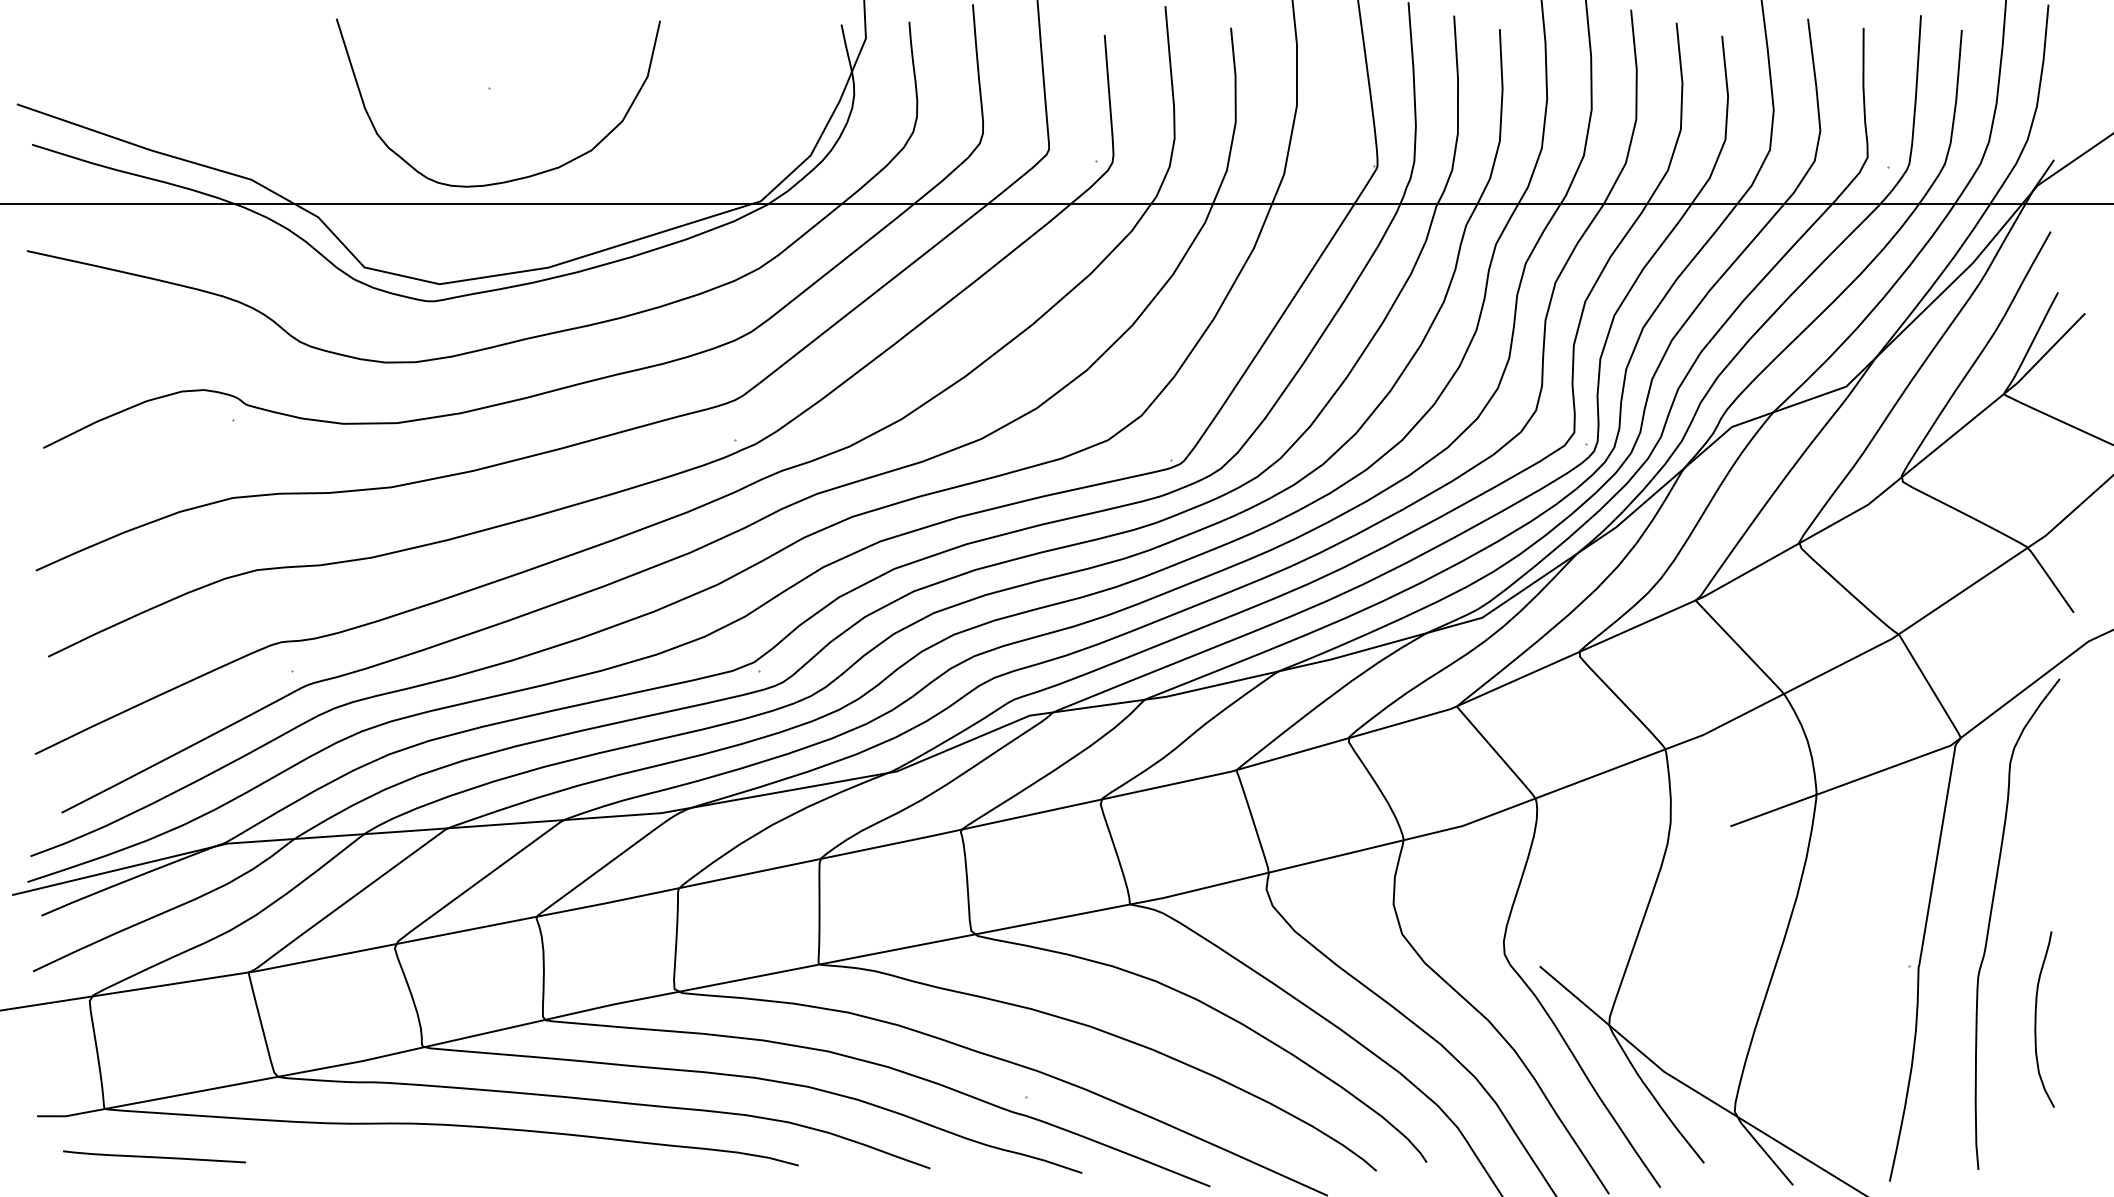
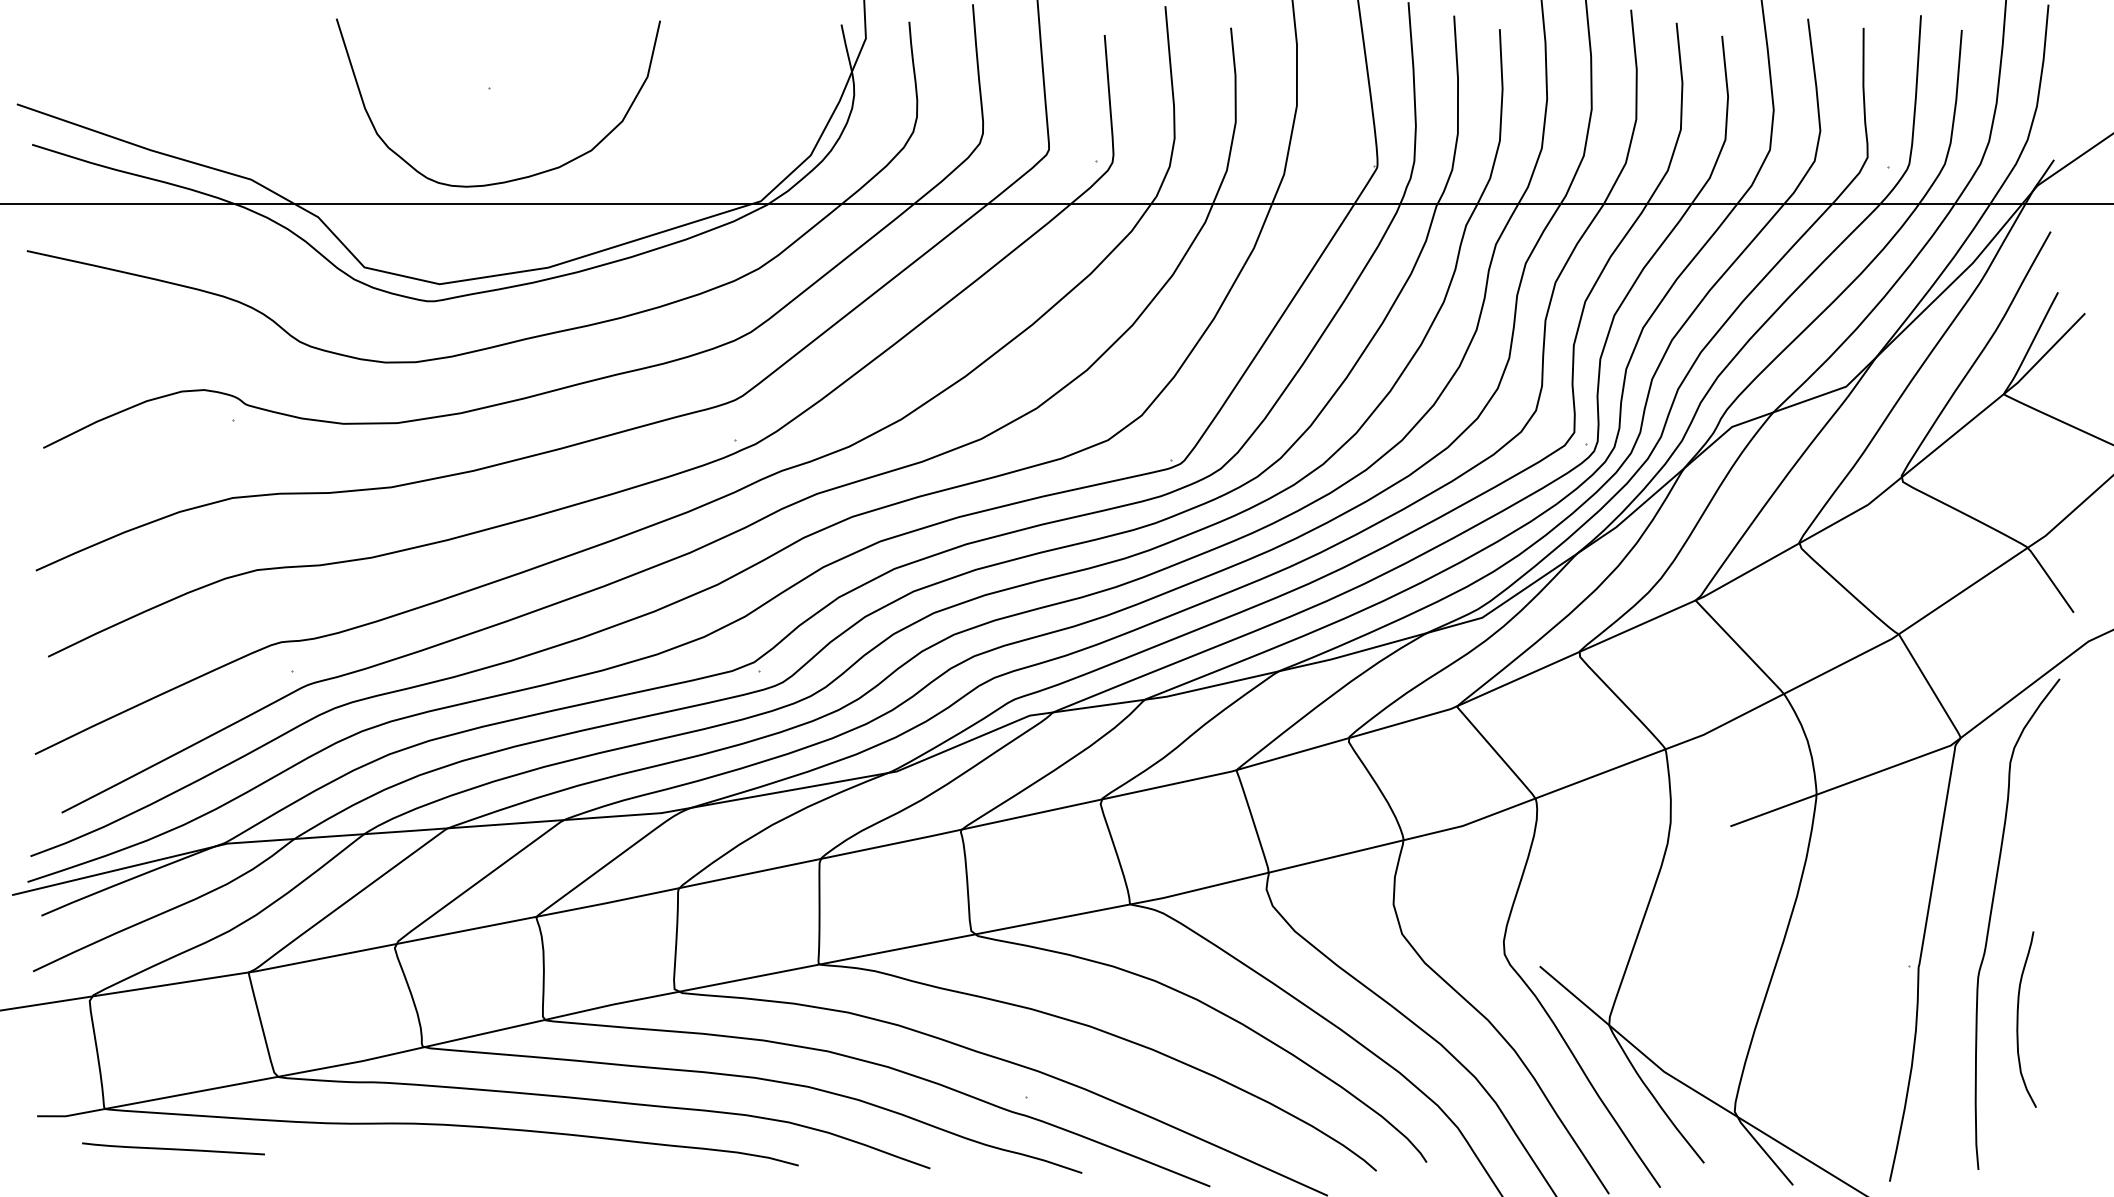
curve position: (2036, 1019) -> (2018, 1019) (2018, 1019)
curve position: (154, 1156) -> (173, 1148) (173, 1148)
